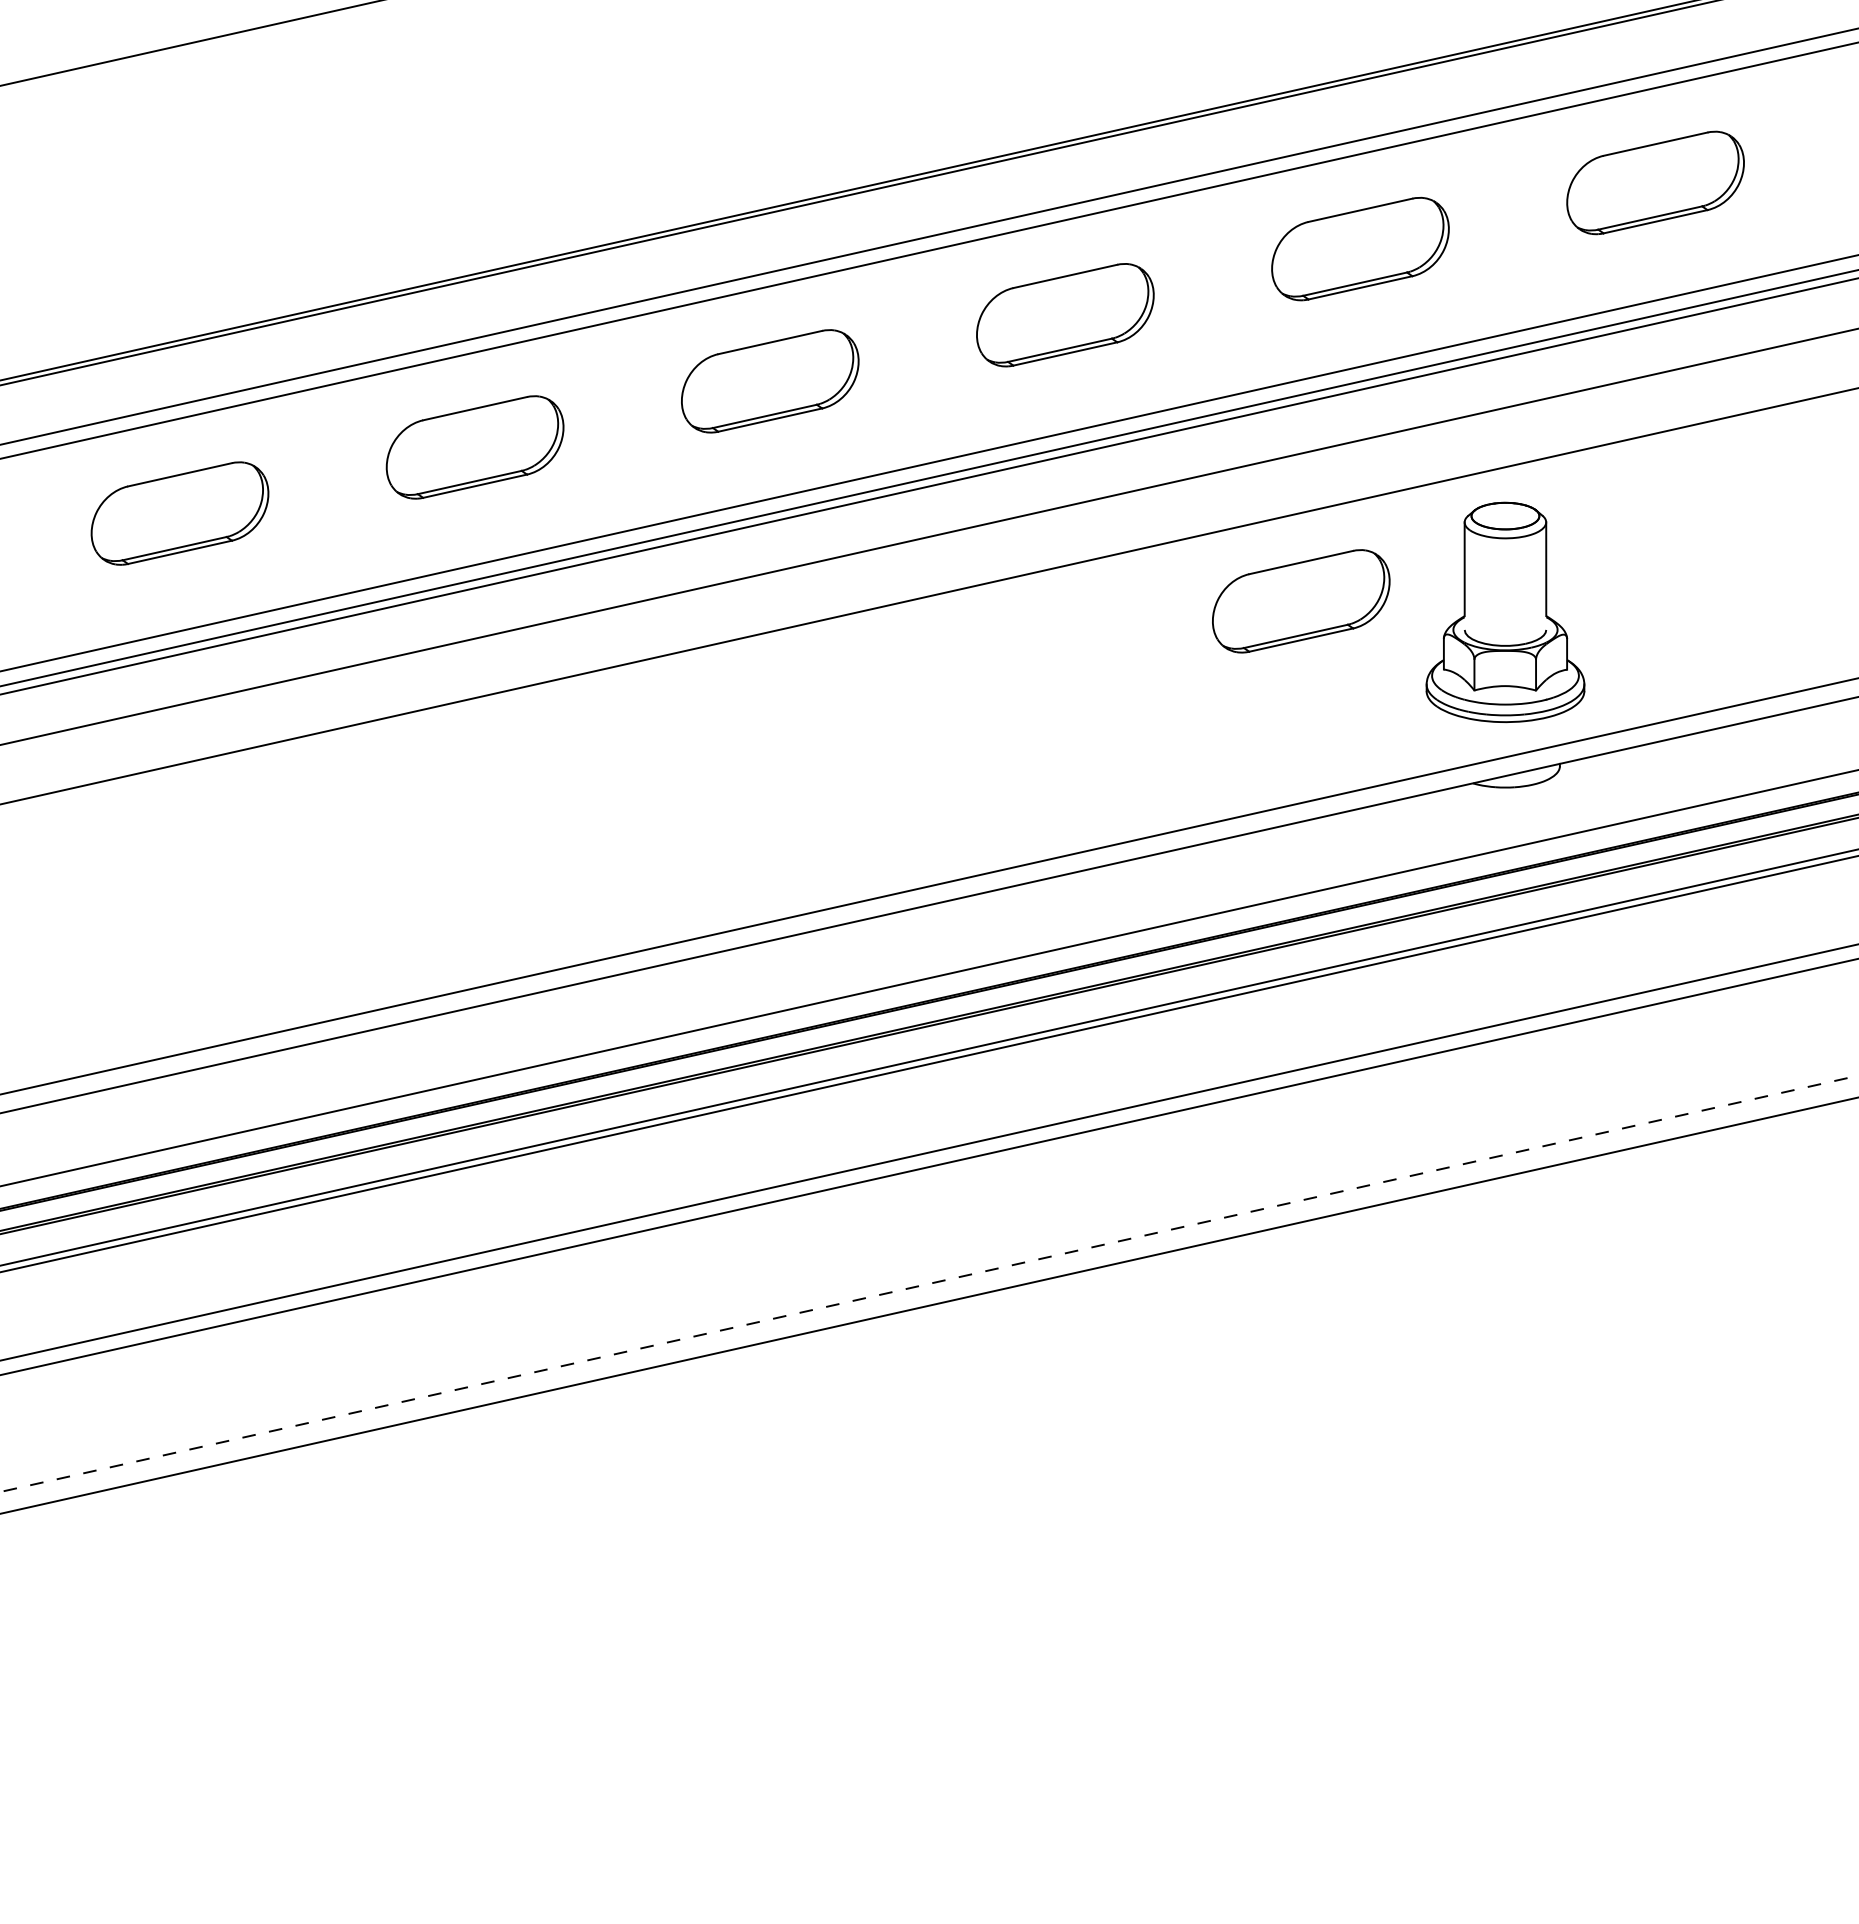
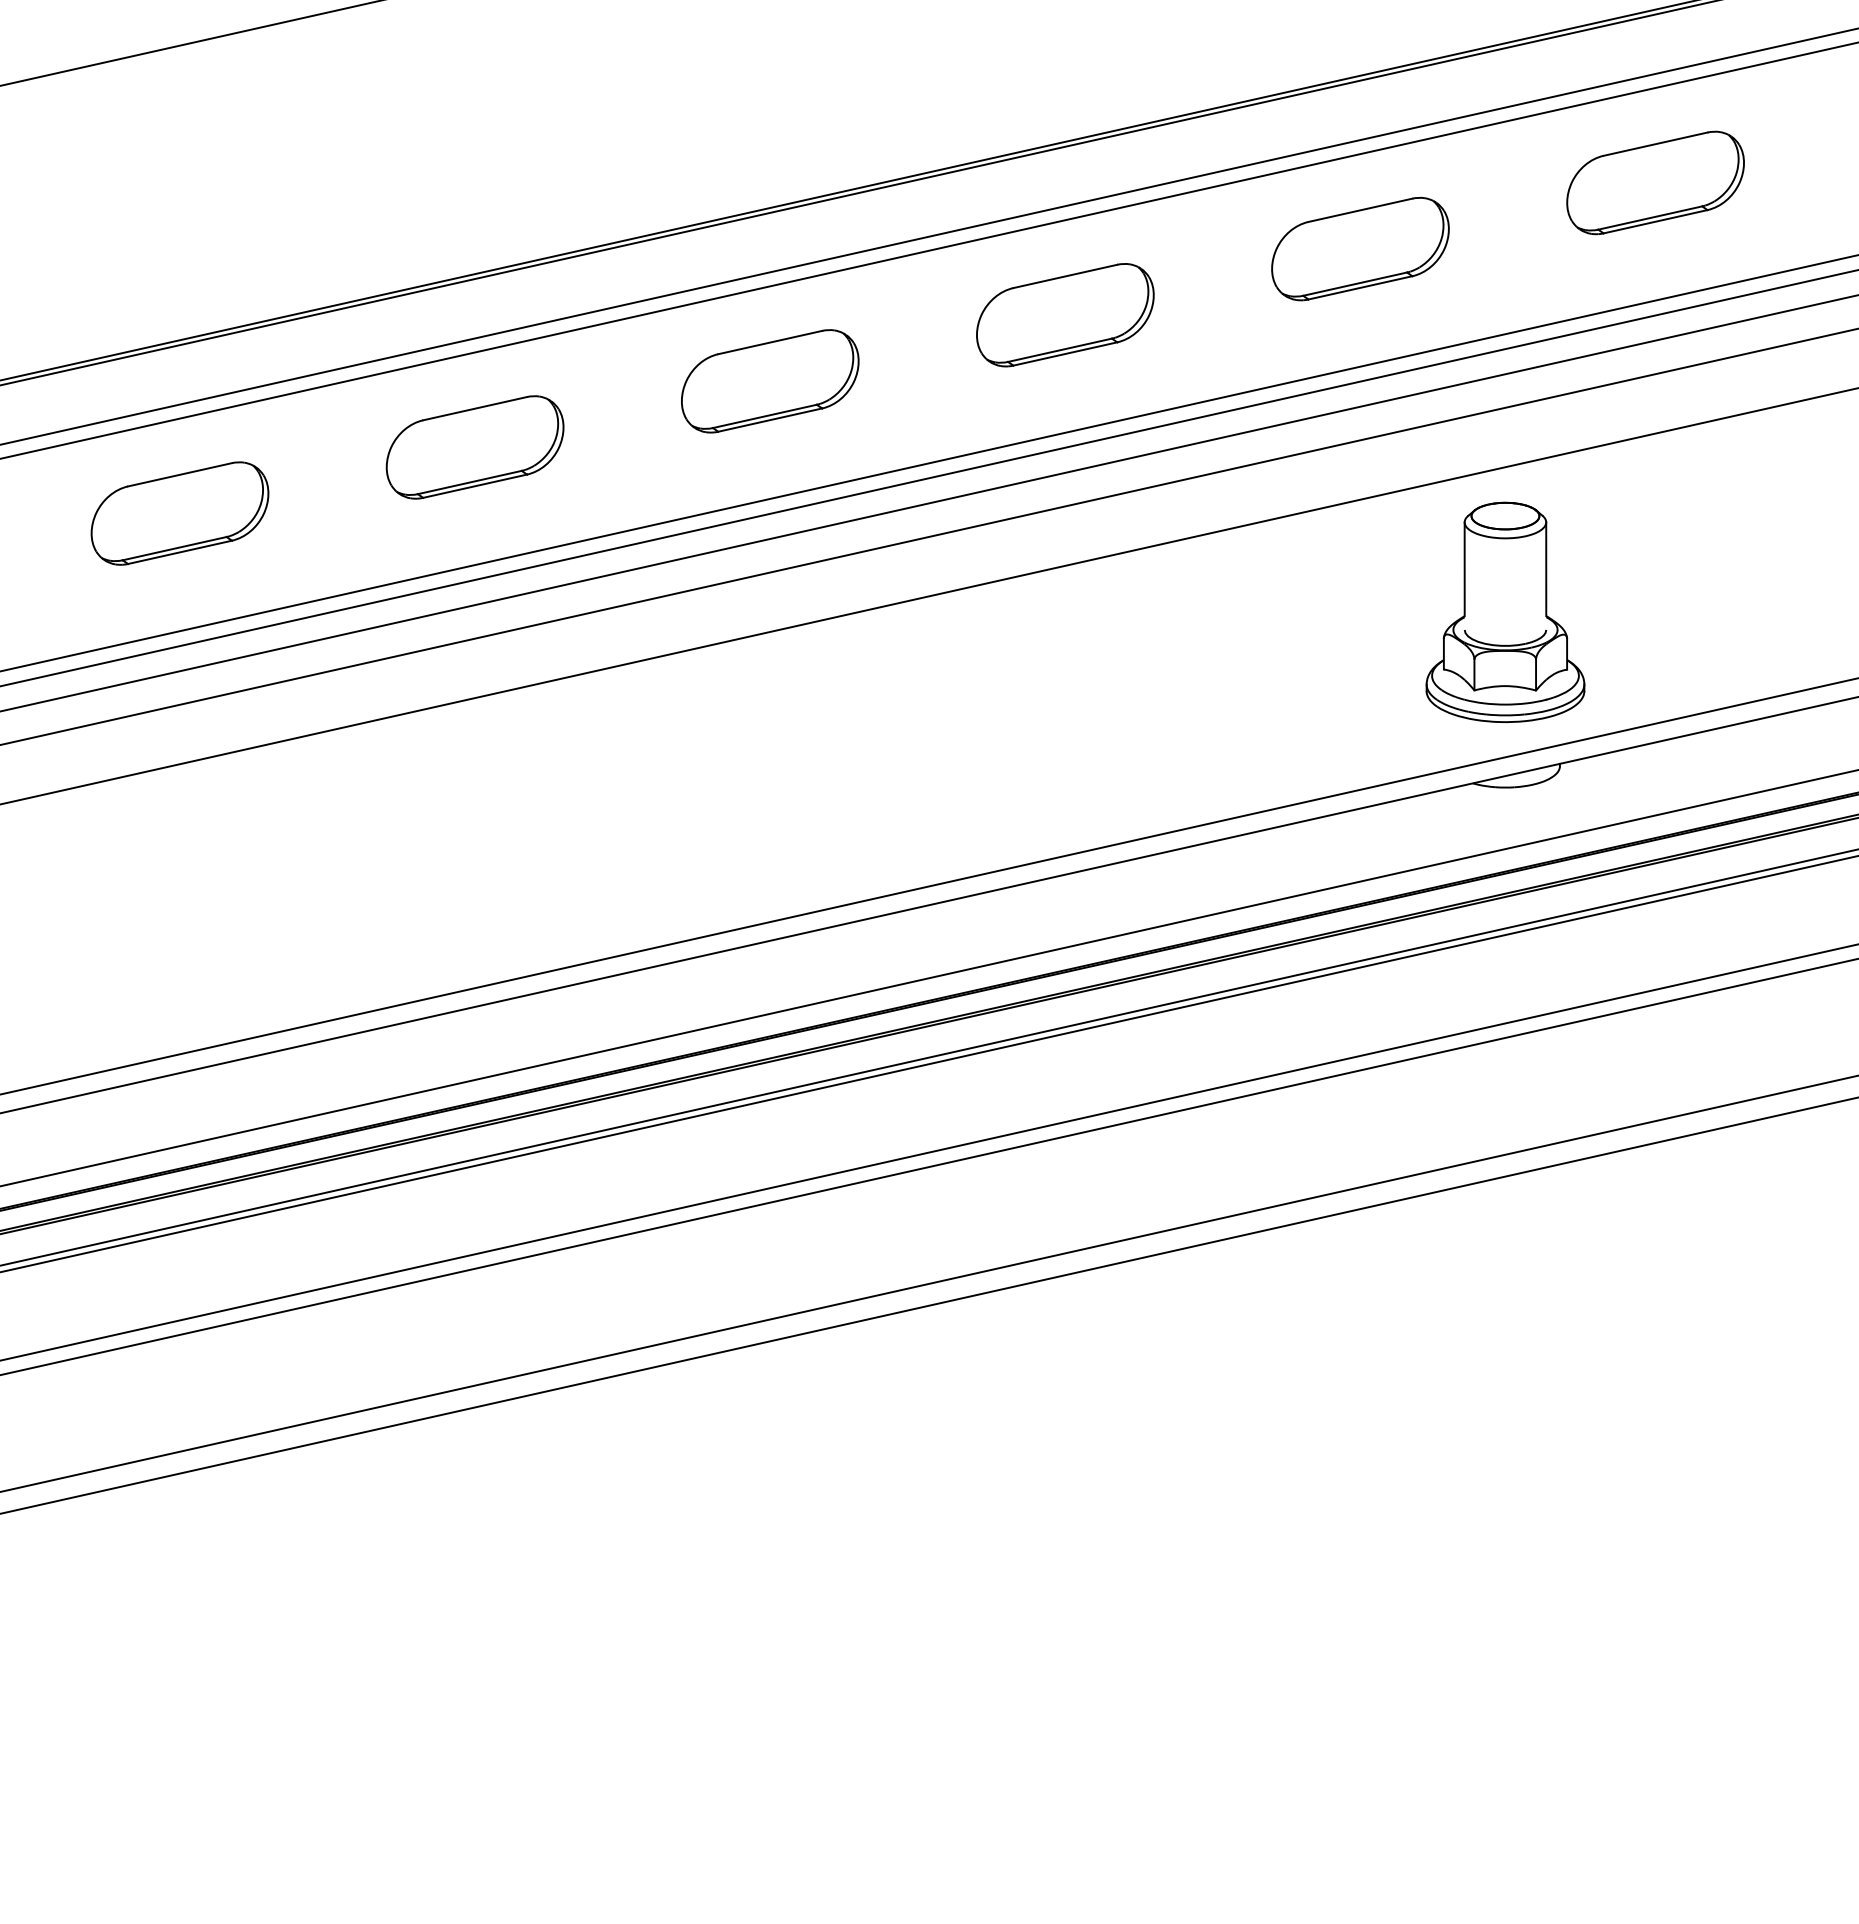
line position: (928, 486) -> (928, 503) (928, 503)
part: present -> none (1301, 601)
line: dashed -> solid (929, 1283)
